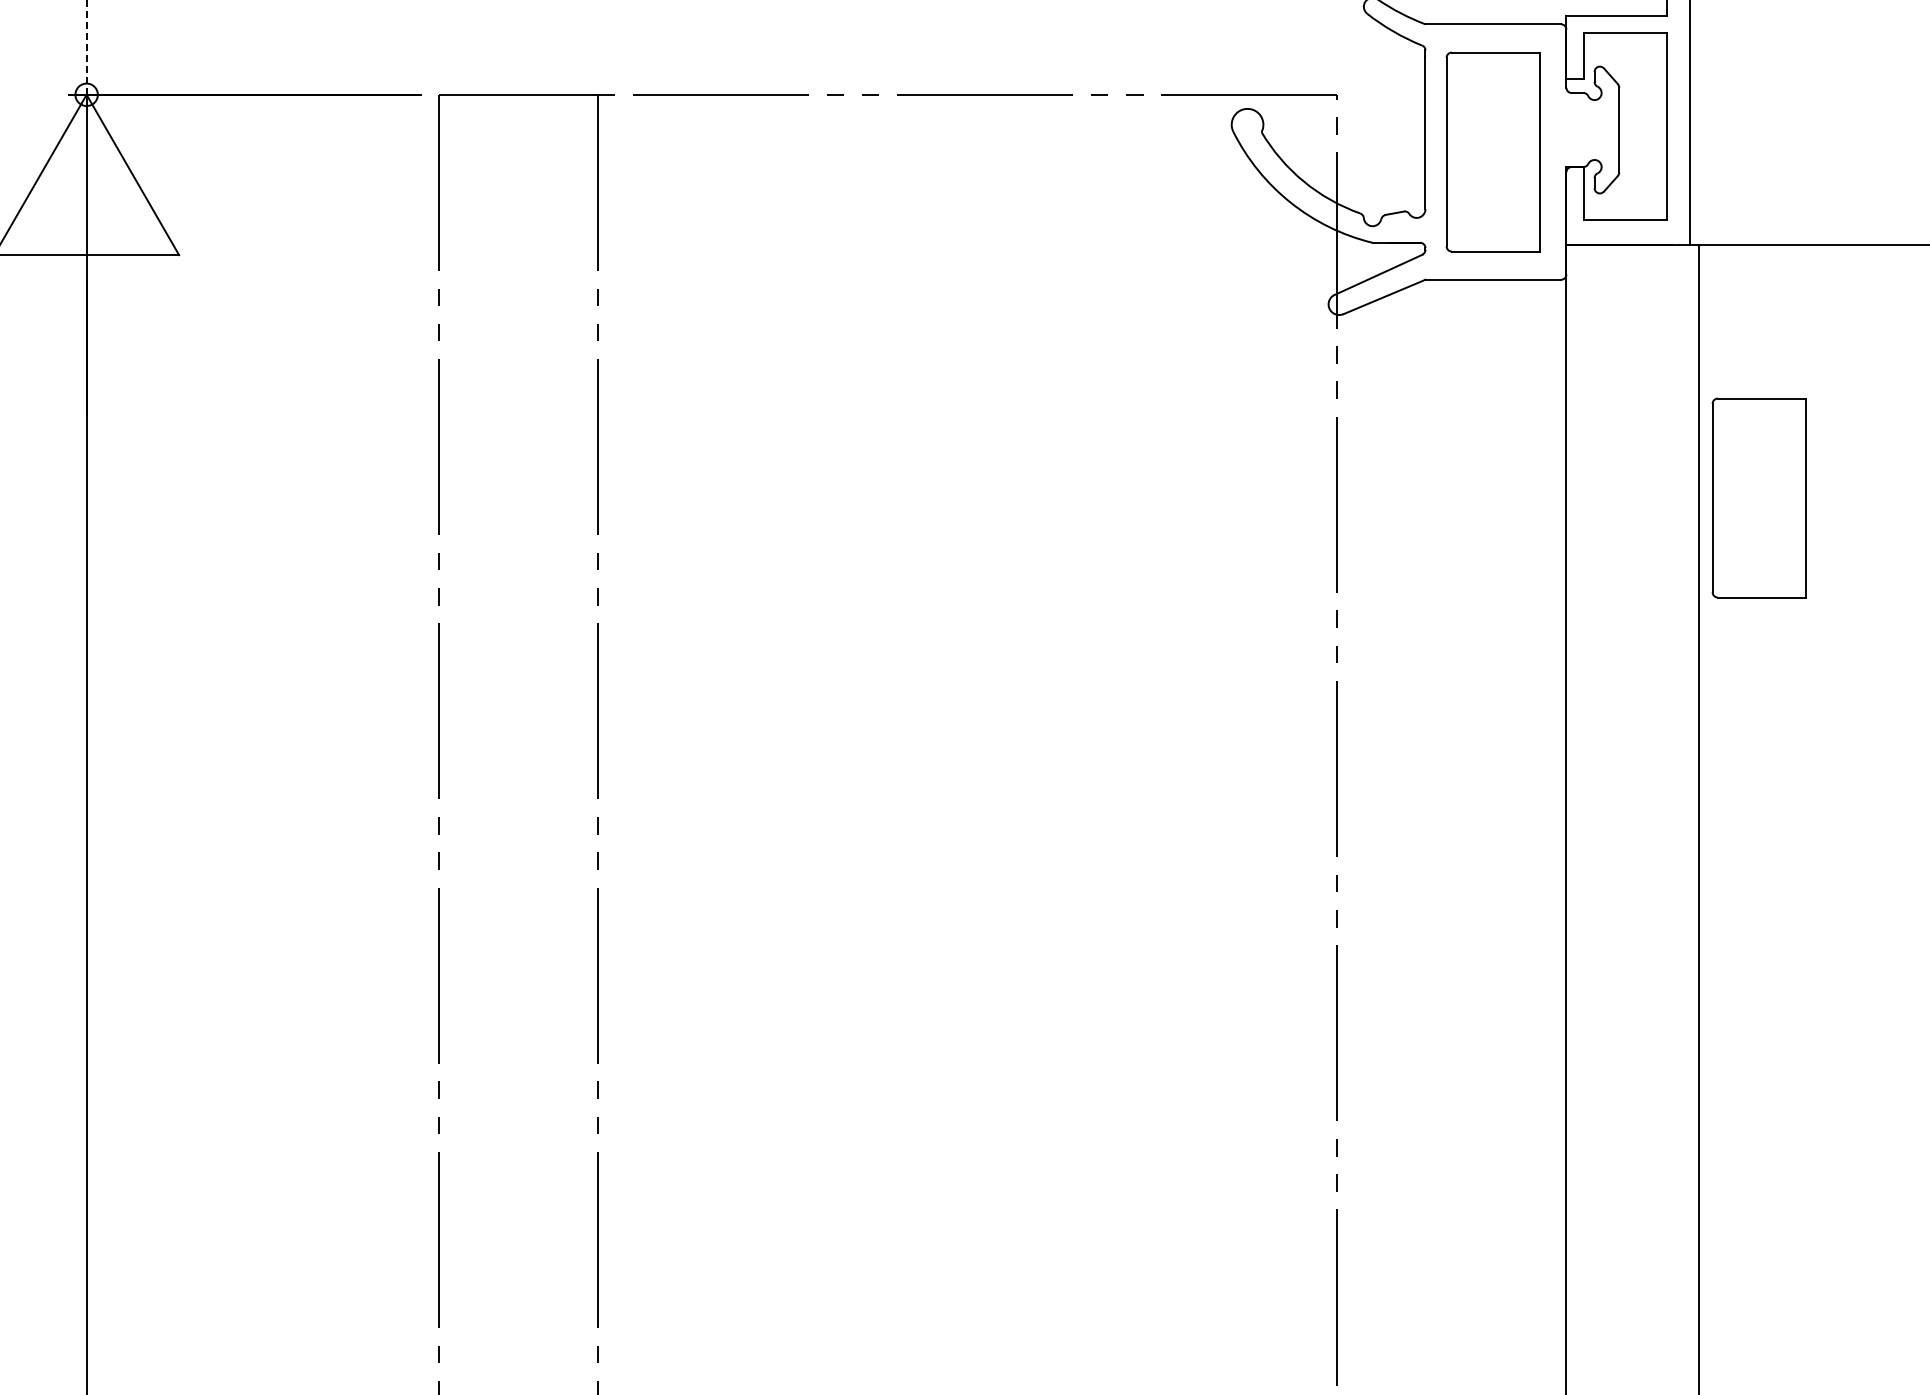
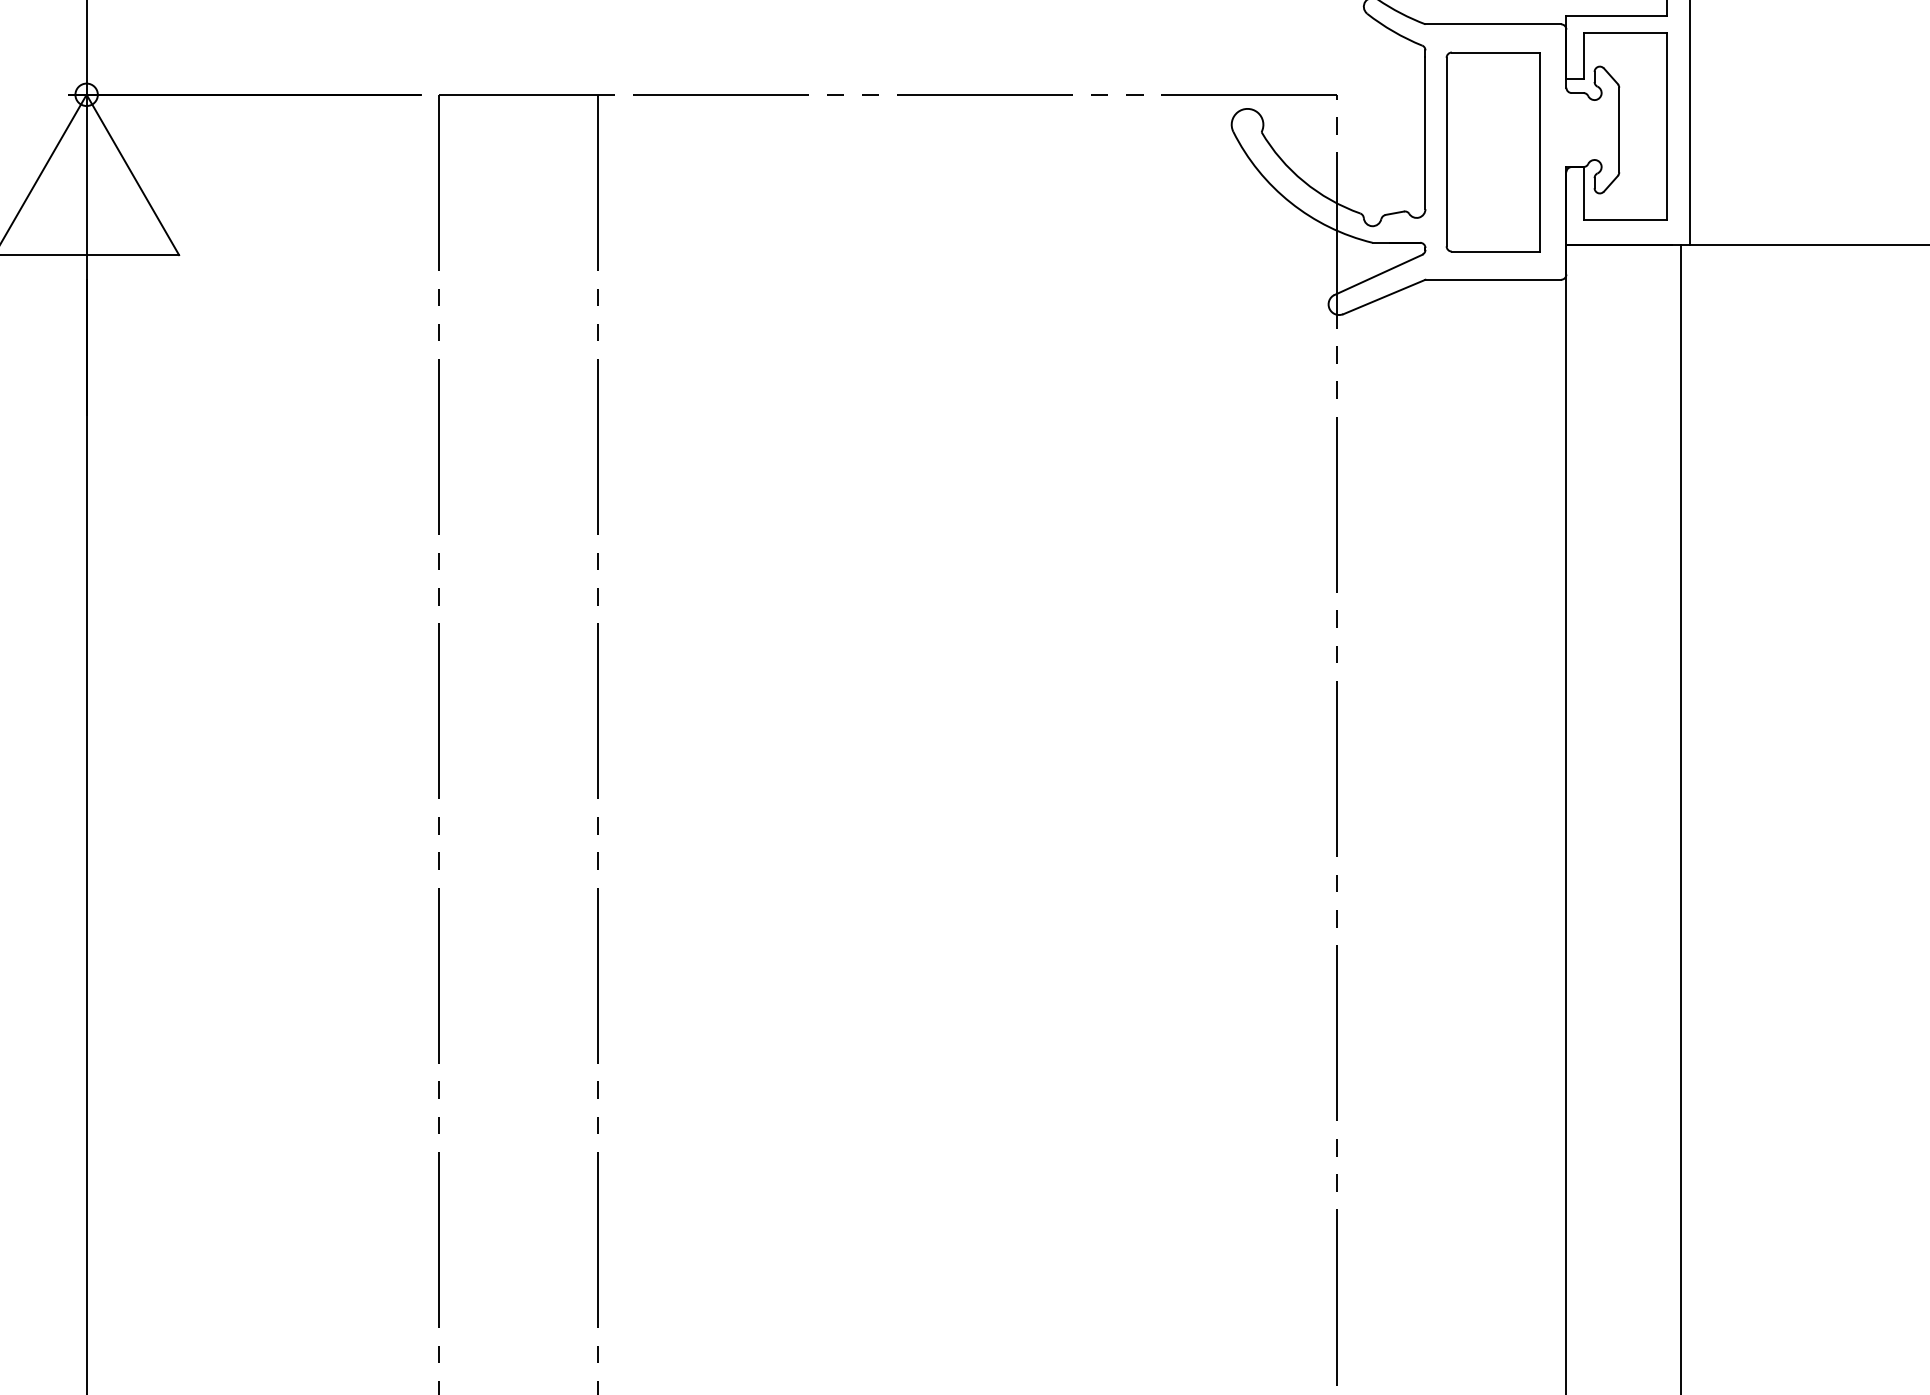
line: dashed -> solid (86, 47)
part: present -> none (1758, 497)
line position: (1698, 817) -> (1680, 817) (1680, 817)
